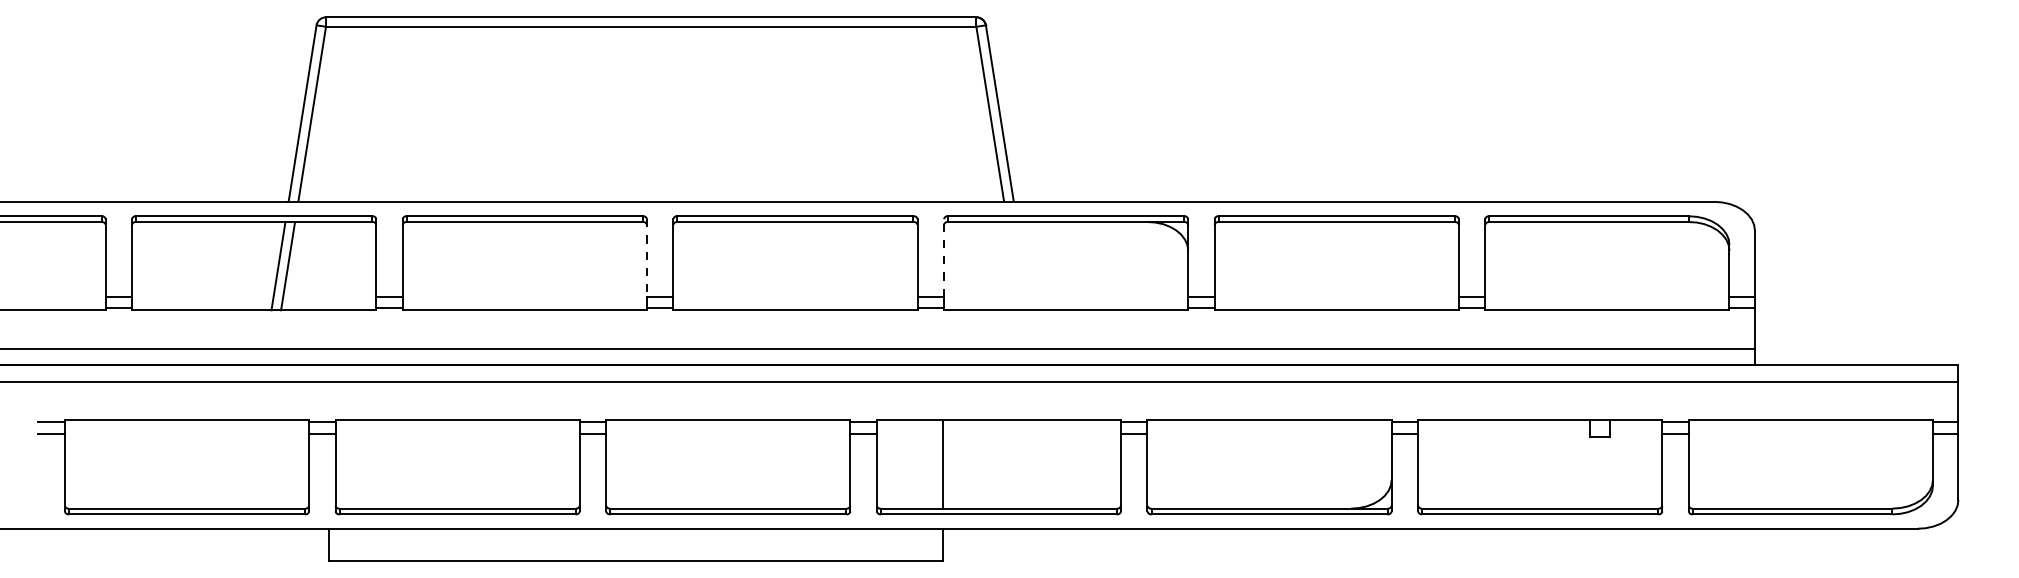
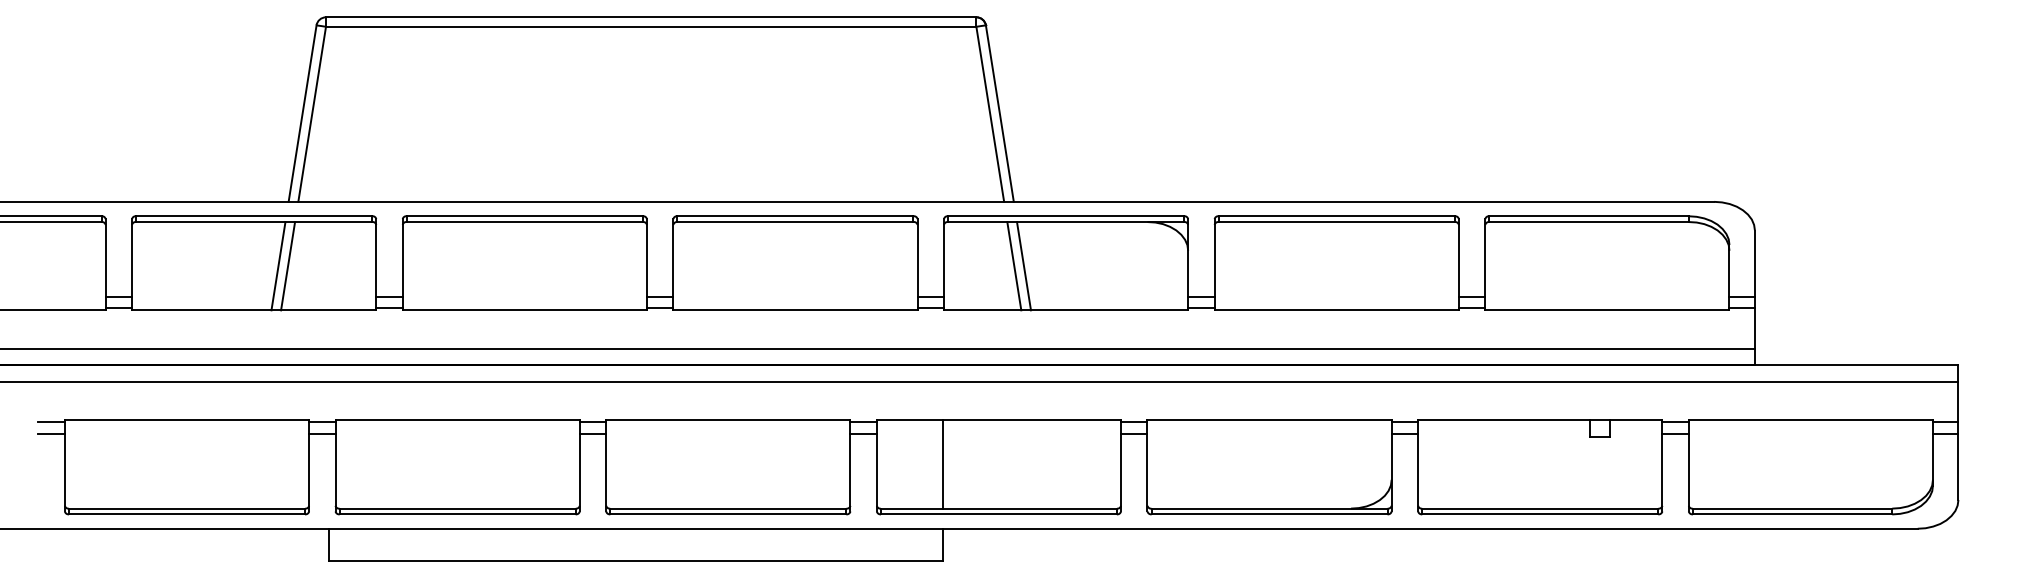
line: dashed -> solid (646, 257)
line: dashed -> solid (943, 257)
line: none -> present (1014, 266)
line: none -> present (1024, 266)
